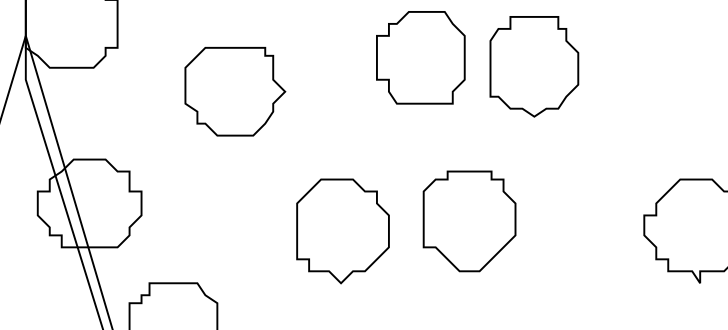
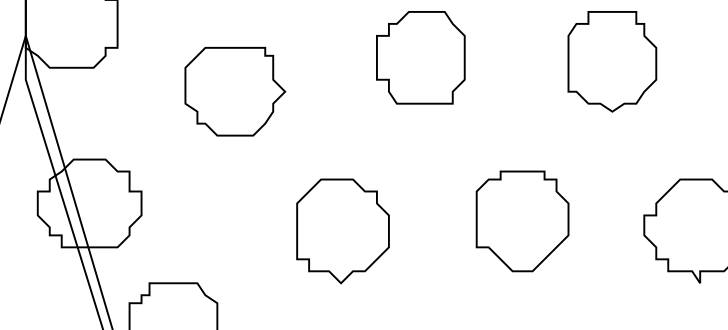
part position: (534, 66) -> (612, 61) (612, 61)
part position: (469, 221) -> (522, 221) (522, 221)
